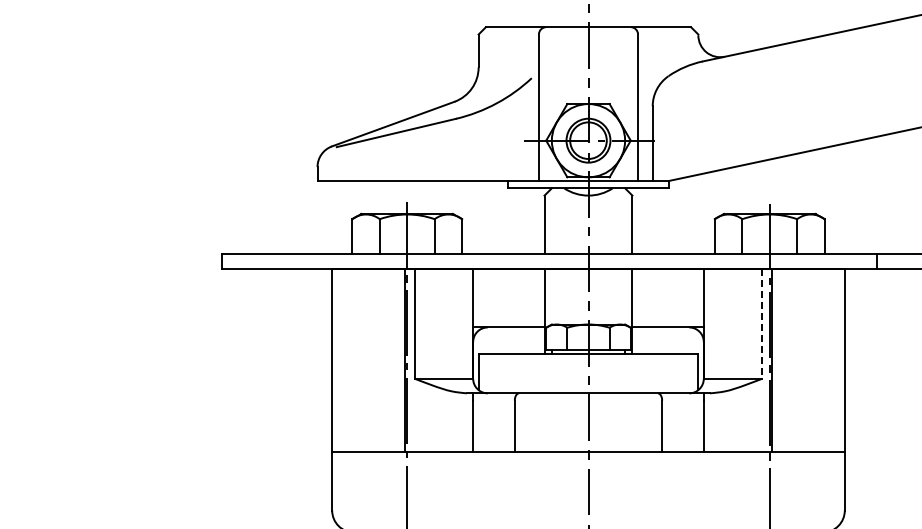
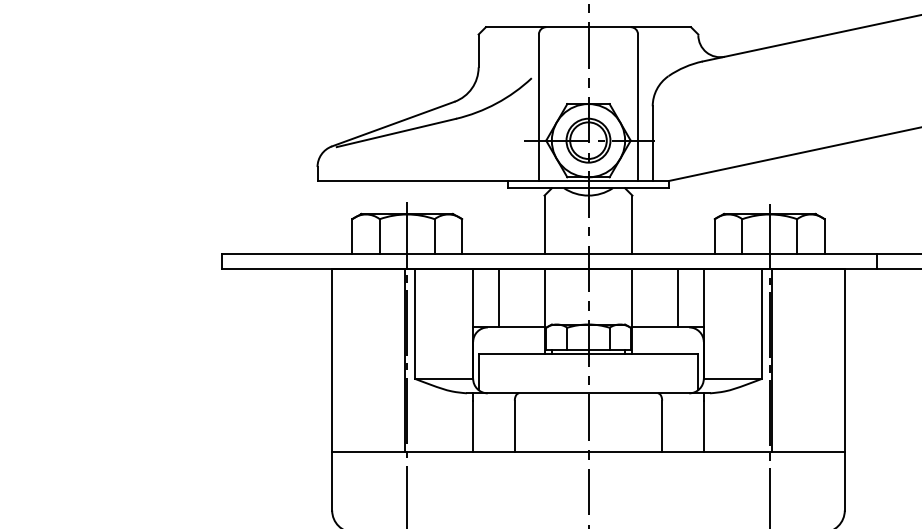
line: none -> present (498, 297)
line: none -> present (678, 297)
line: dashed -> solid (762, 323)
